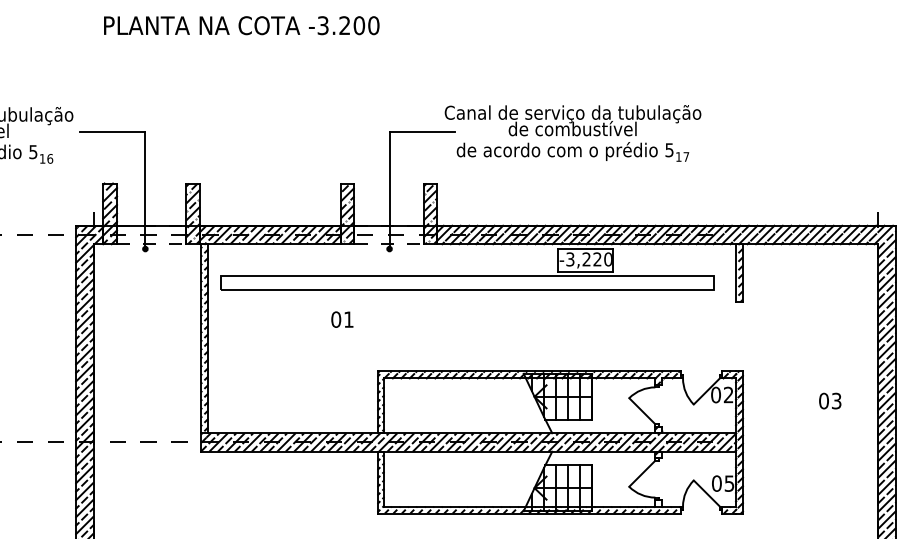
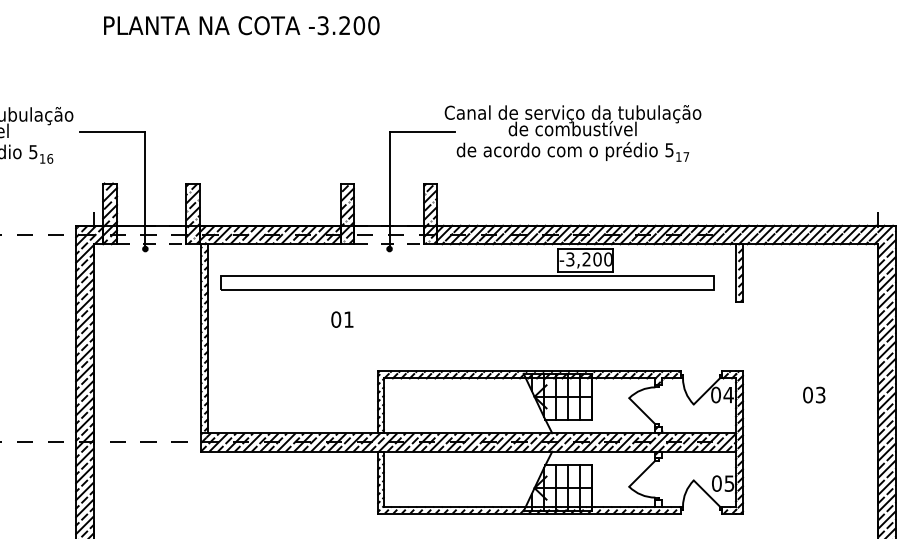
text: -3,220 -> -3,200 (597, 259)
text: 02 -> 04 (728, 394)
text position: (830, 400) -> (814, 394) (814, 394)
